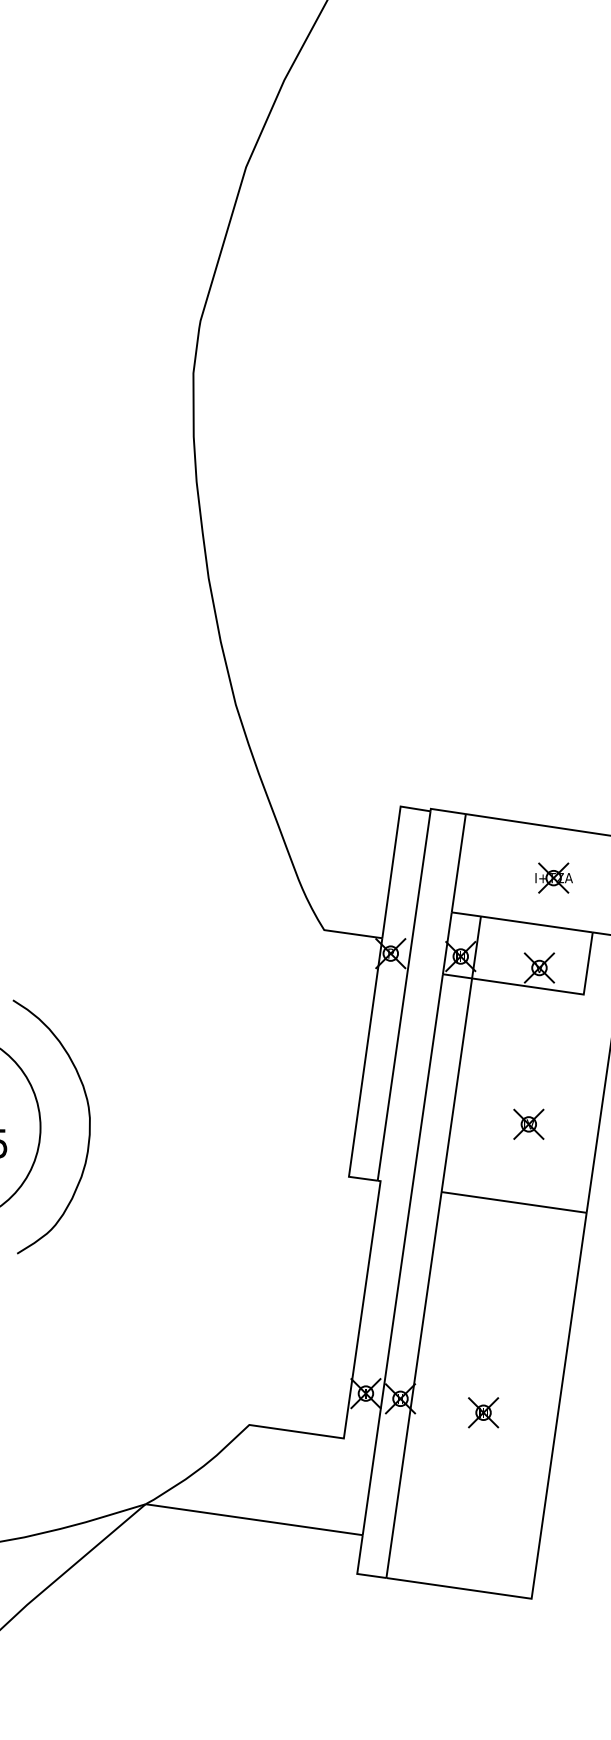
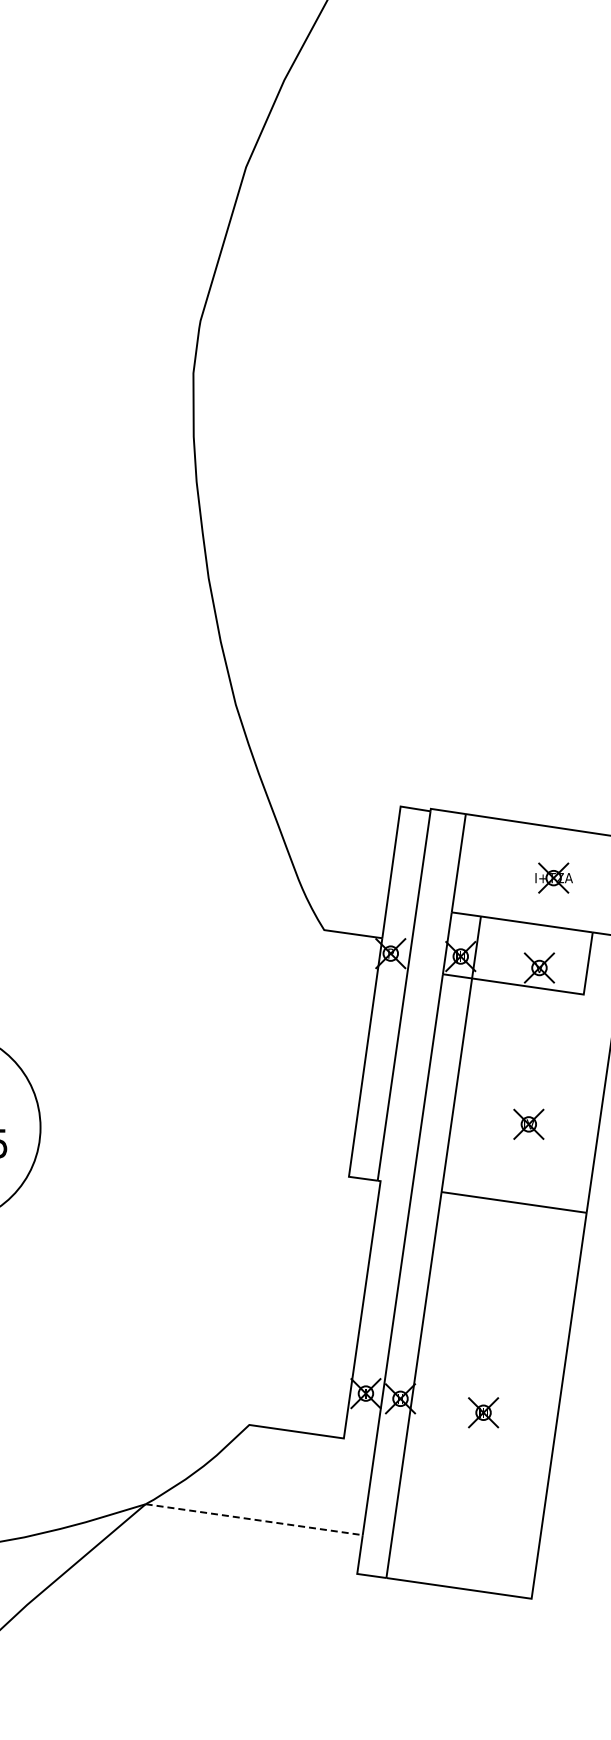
curve: present -> none (88, 1128)
line: solid -> dashed (253, 1519)
